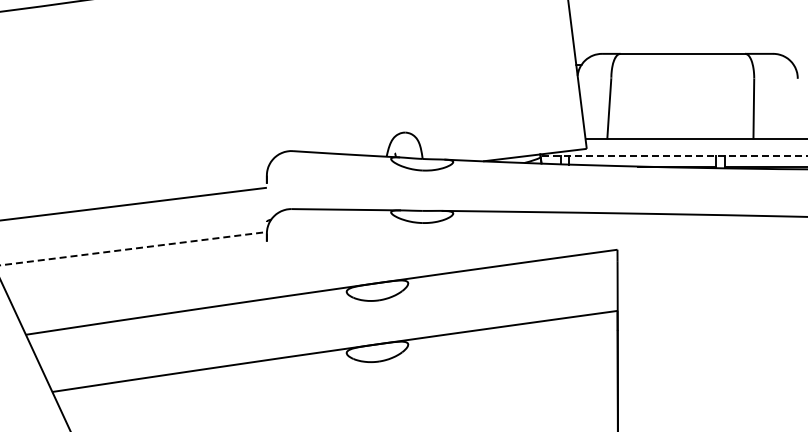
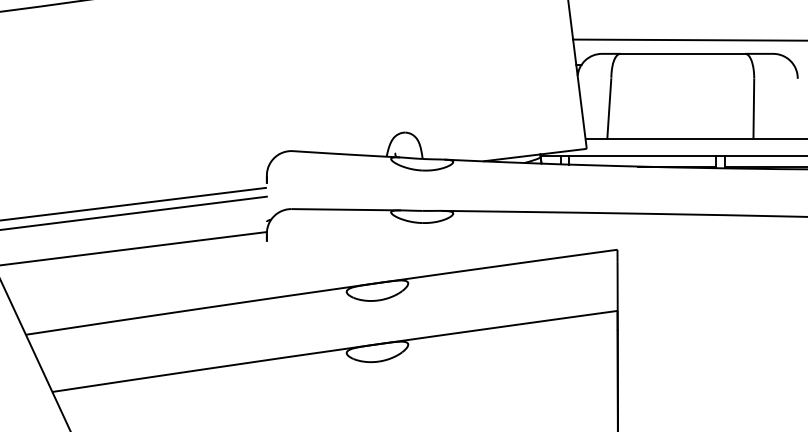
line: none -> present (688, 39)
line: dashed -> solid (673, 156)
line: none -> present (134, 212)
line: dashed -> solid (133, 248)
